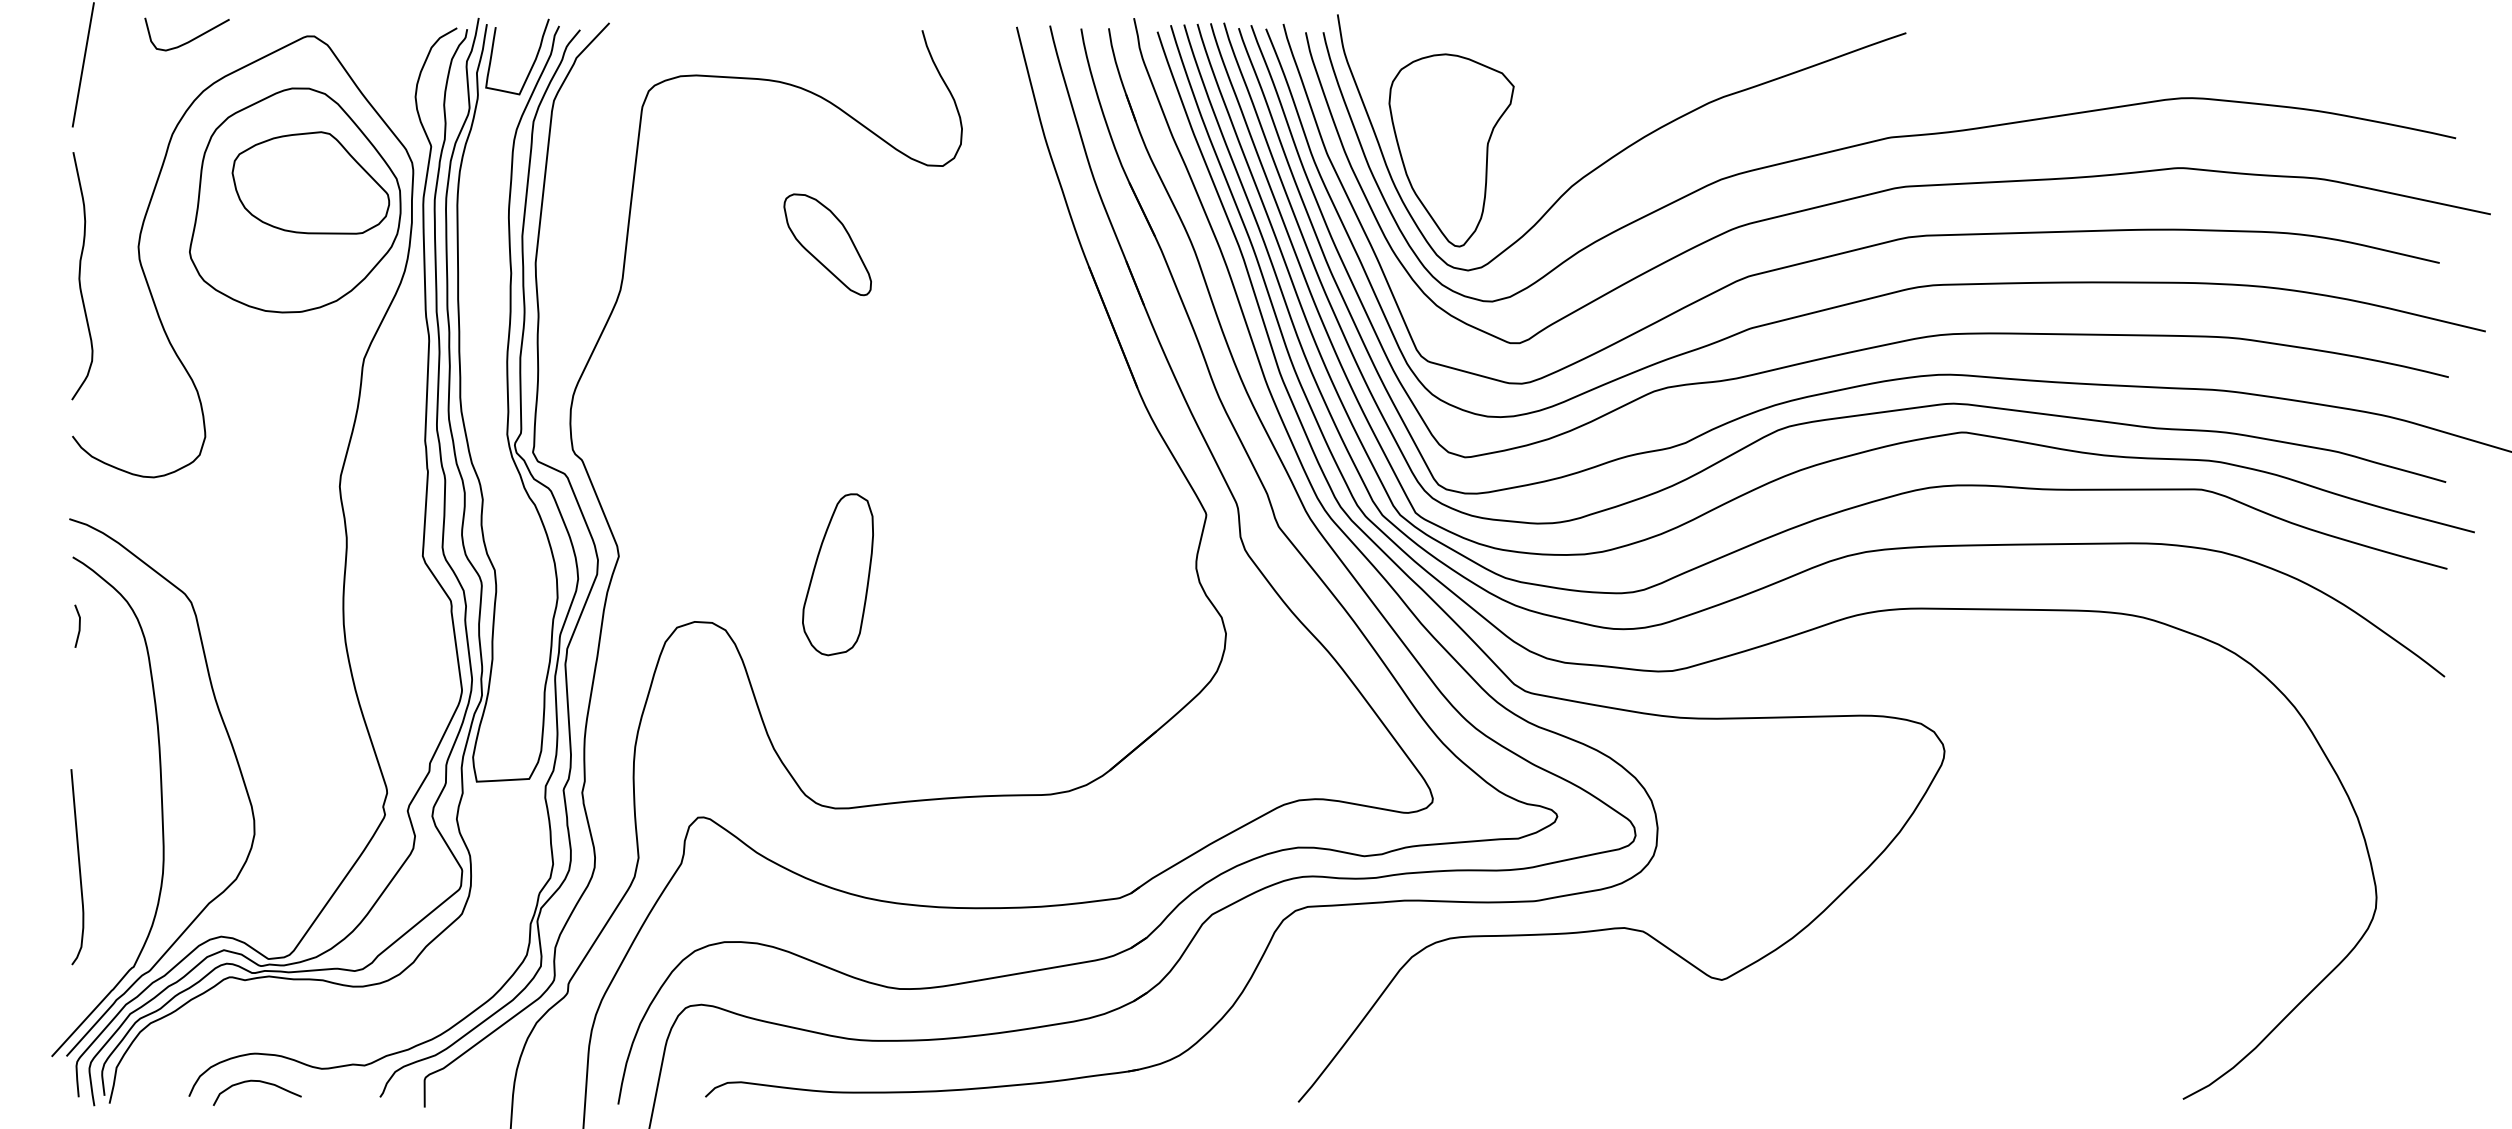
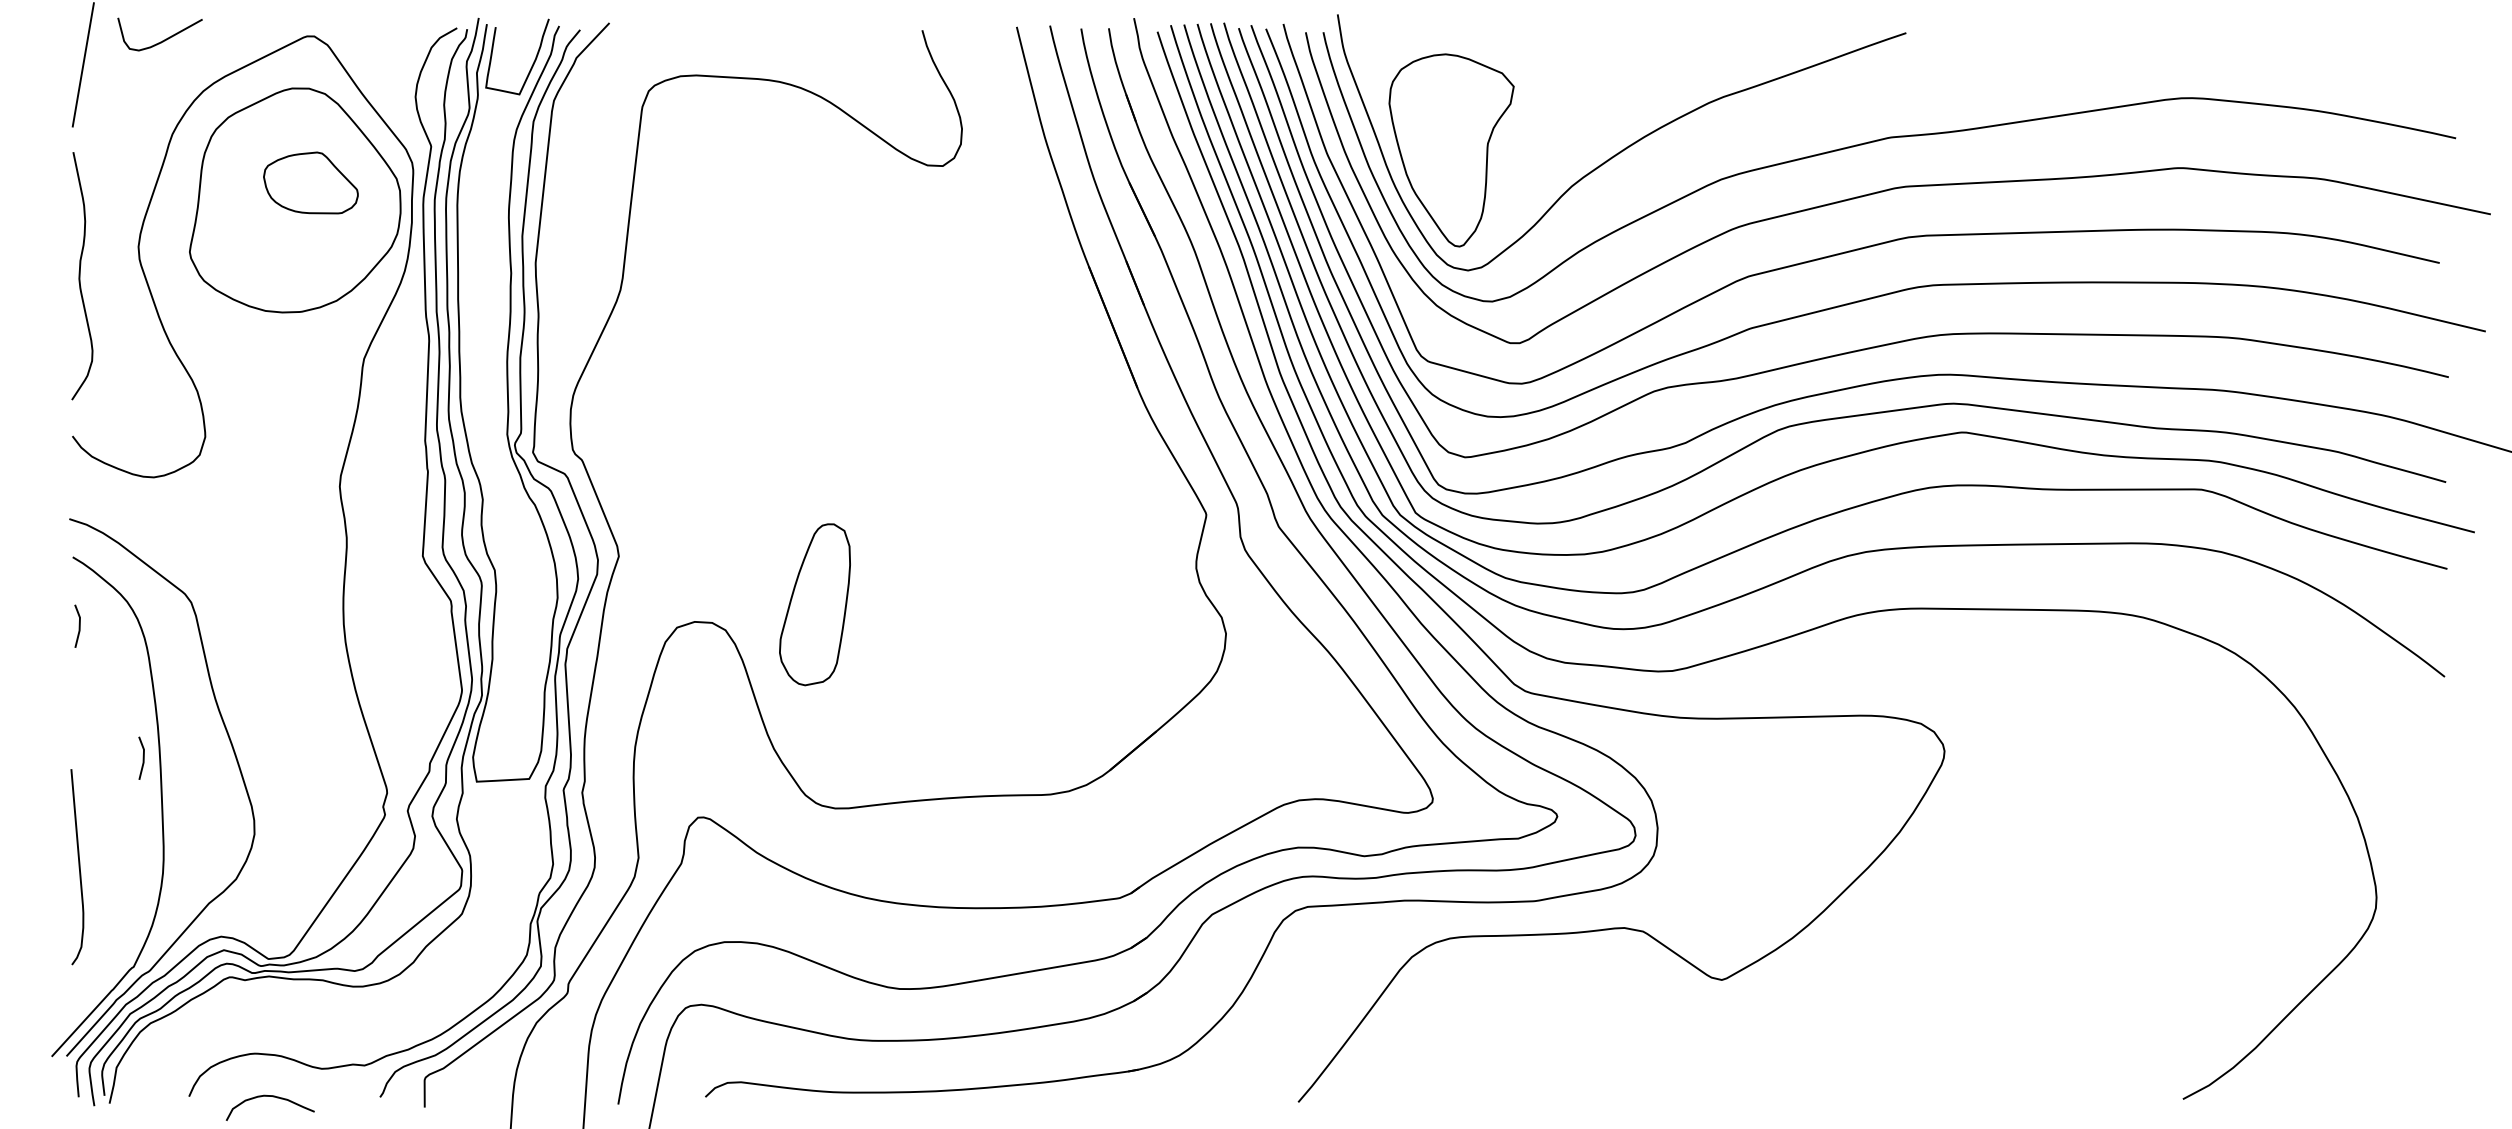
curve position: (189, 40) -> (162, 40) (162, 40)
part size: 160x104 px -> 96x64 px (310, 182)
part: present -> none (827, 244)
part position: (837, 574) -> (814, 604) (814, 604)
line: none -> present (142, 757)
curve position: (260, 1082) -> (273, 1097) (273, 1097)
